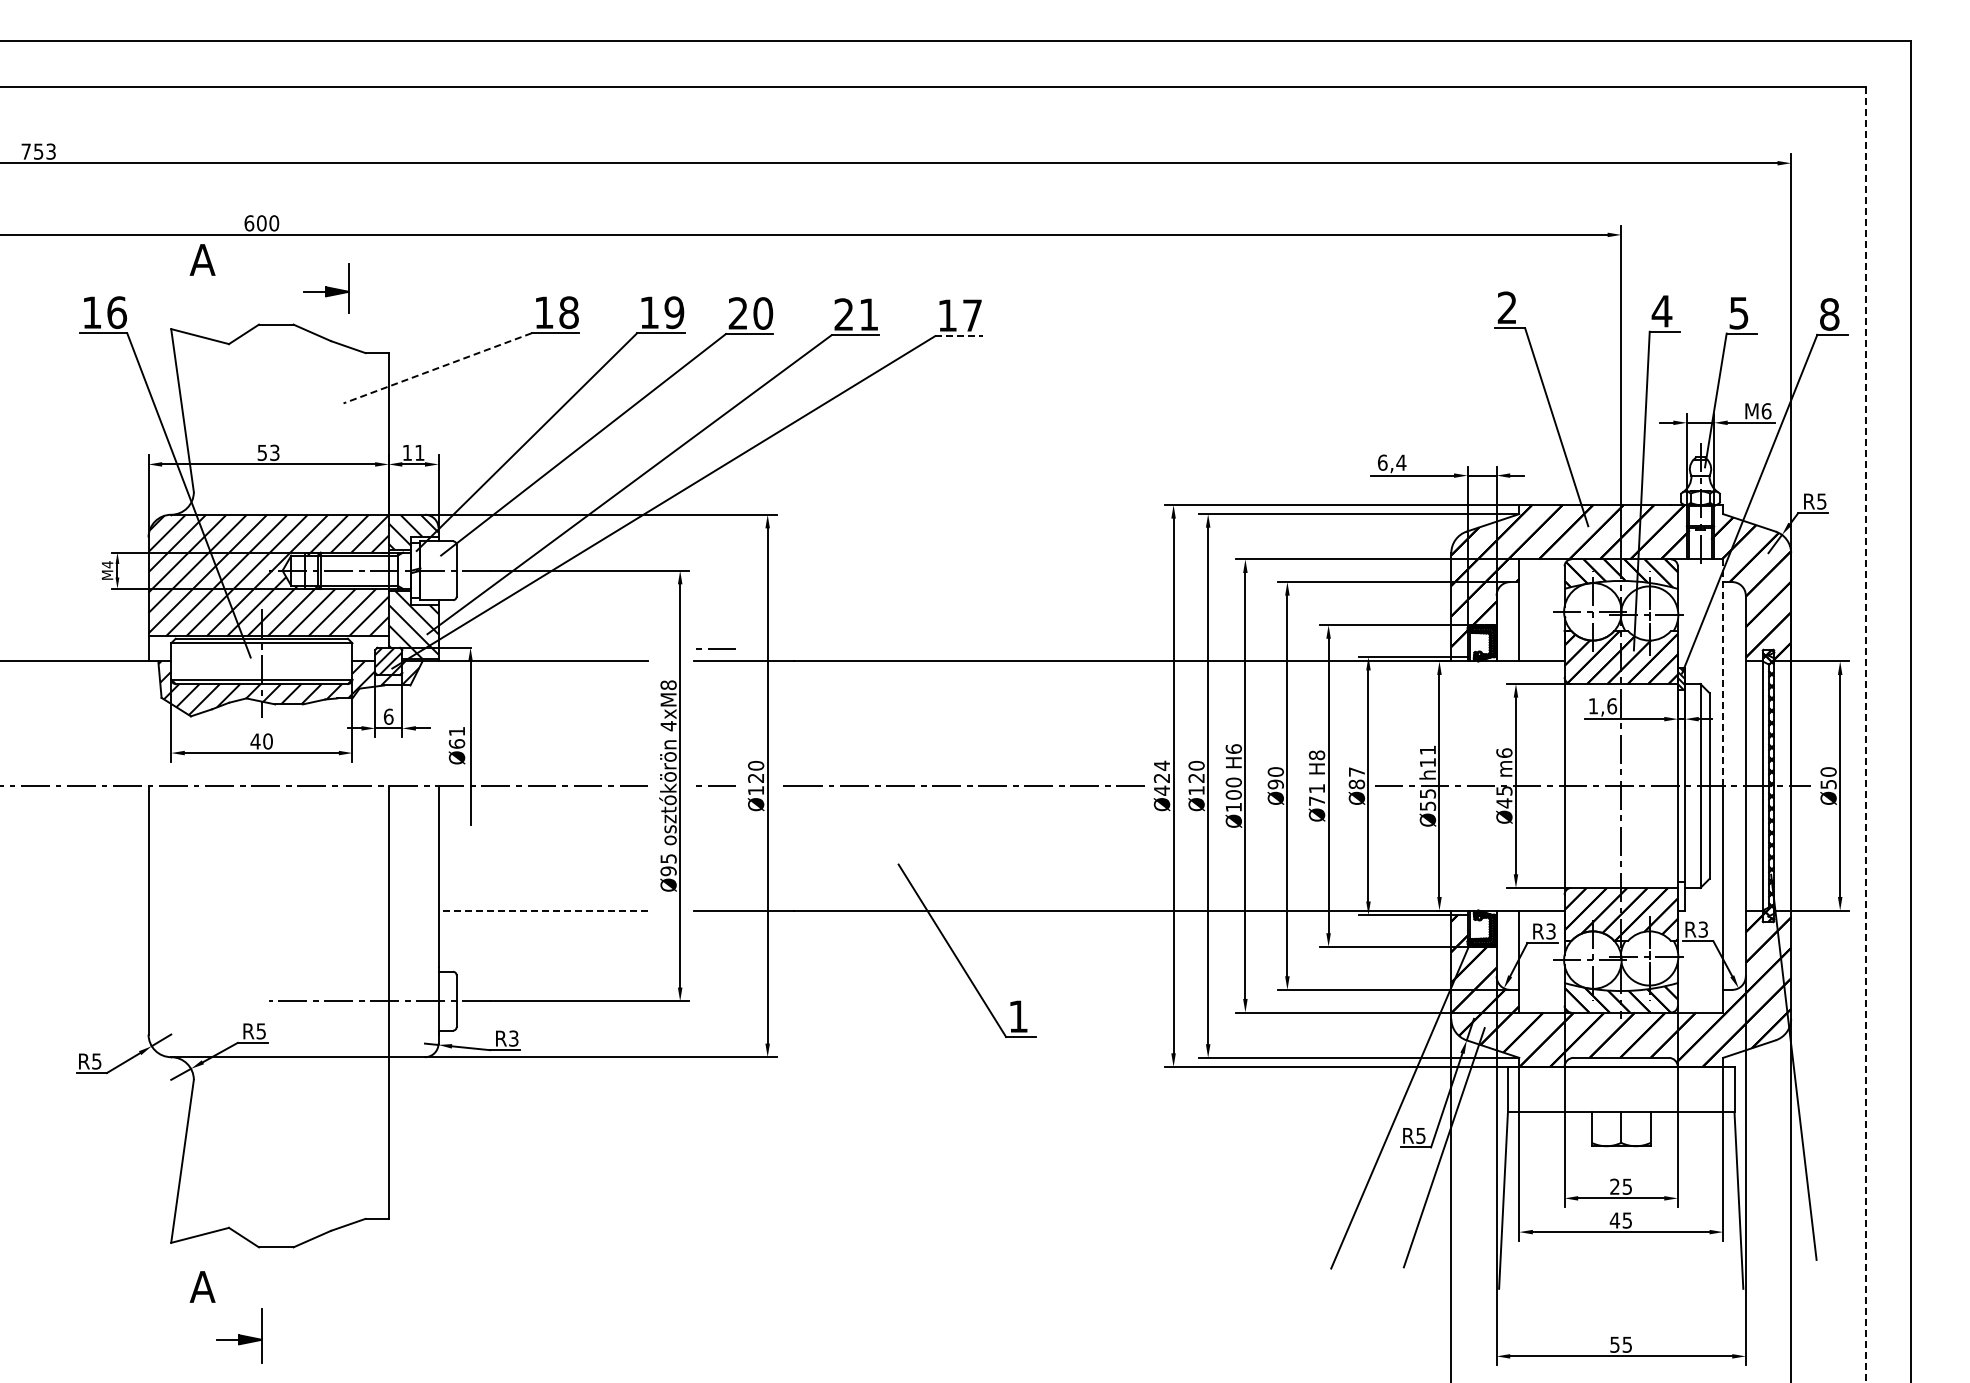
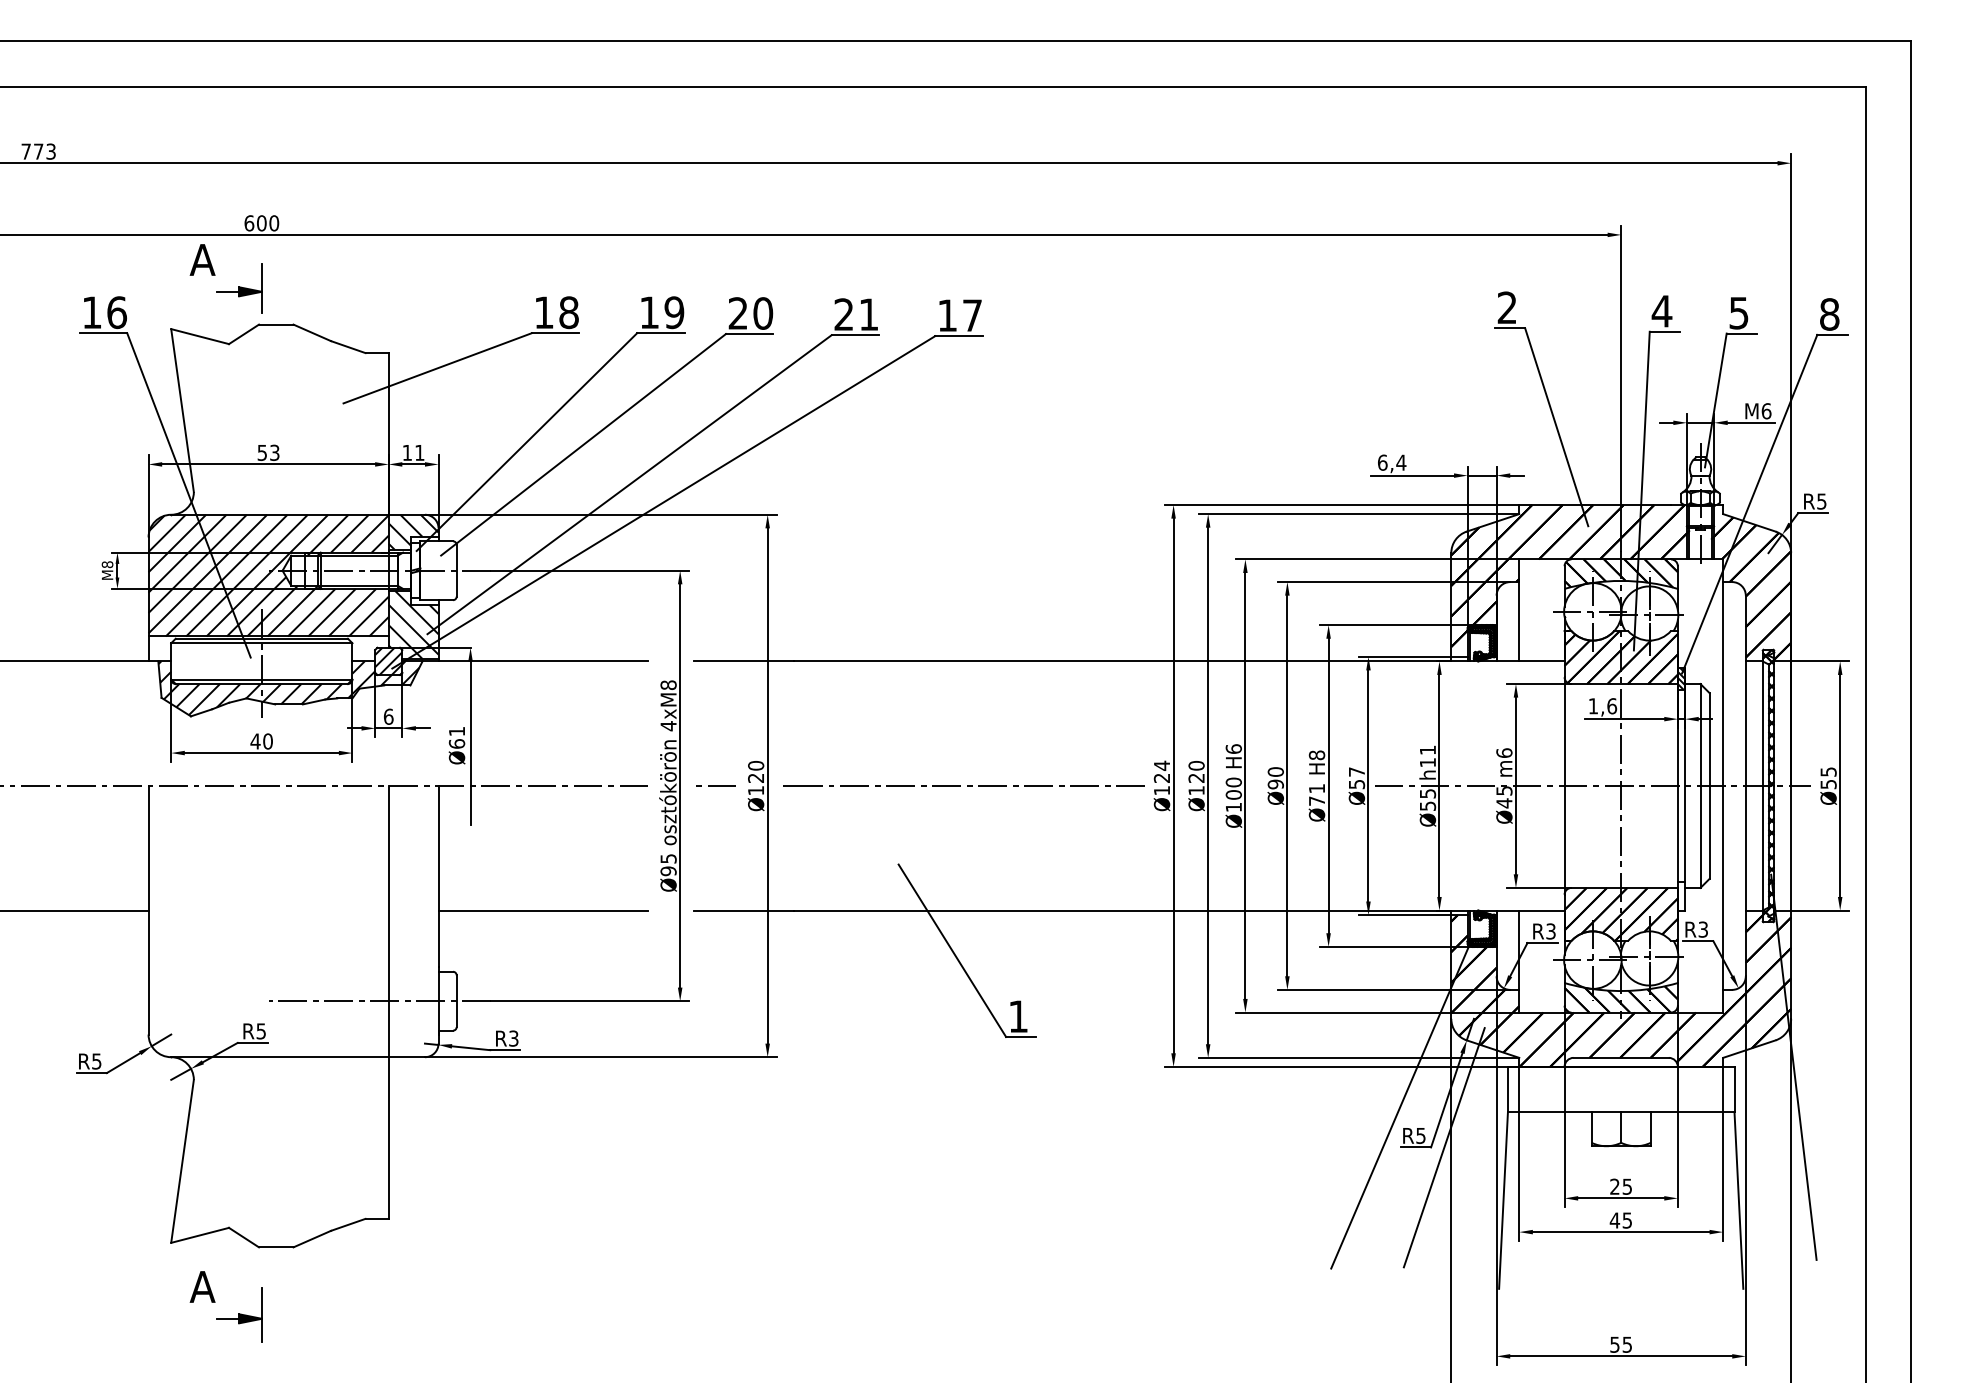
text: 753 -> 773 (38, 151)
part position: (326, 288) -> (239, 288) (239, 288)
line: dashed -> solid (958, 336)
line: dashed -> solid (437, 368)
text: M4 -> M8 (107, 564)
line: present -> none (715, 648)
line: dashed -> solid (1723, 673)
line: dashed -> solid (1865, 734)
text: Ø50 -> Ø55 (1828, 771)
text: Ø87 -> Ø57 (1356, 784)
text: Ø424 -> Ø124 (1161, 790)
line: none -> present (75, 910)
line: dashed -> solid (543, 910)
part position: (239, 1335) -> (239, 1314) (239, 1314)
